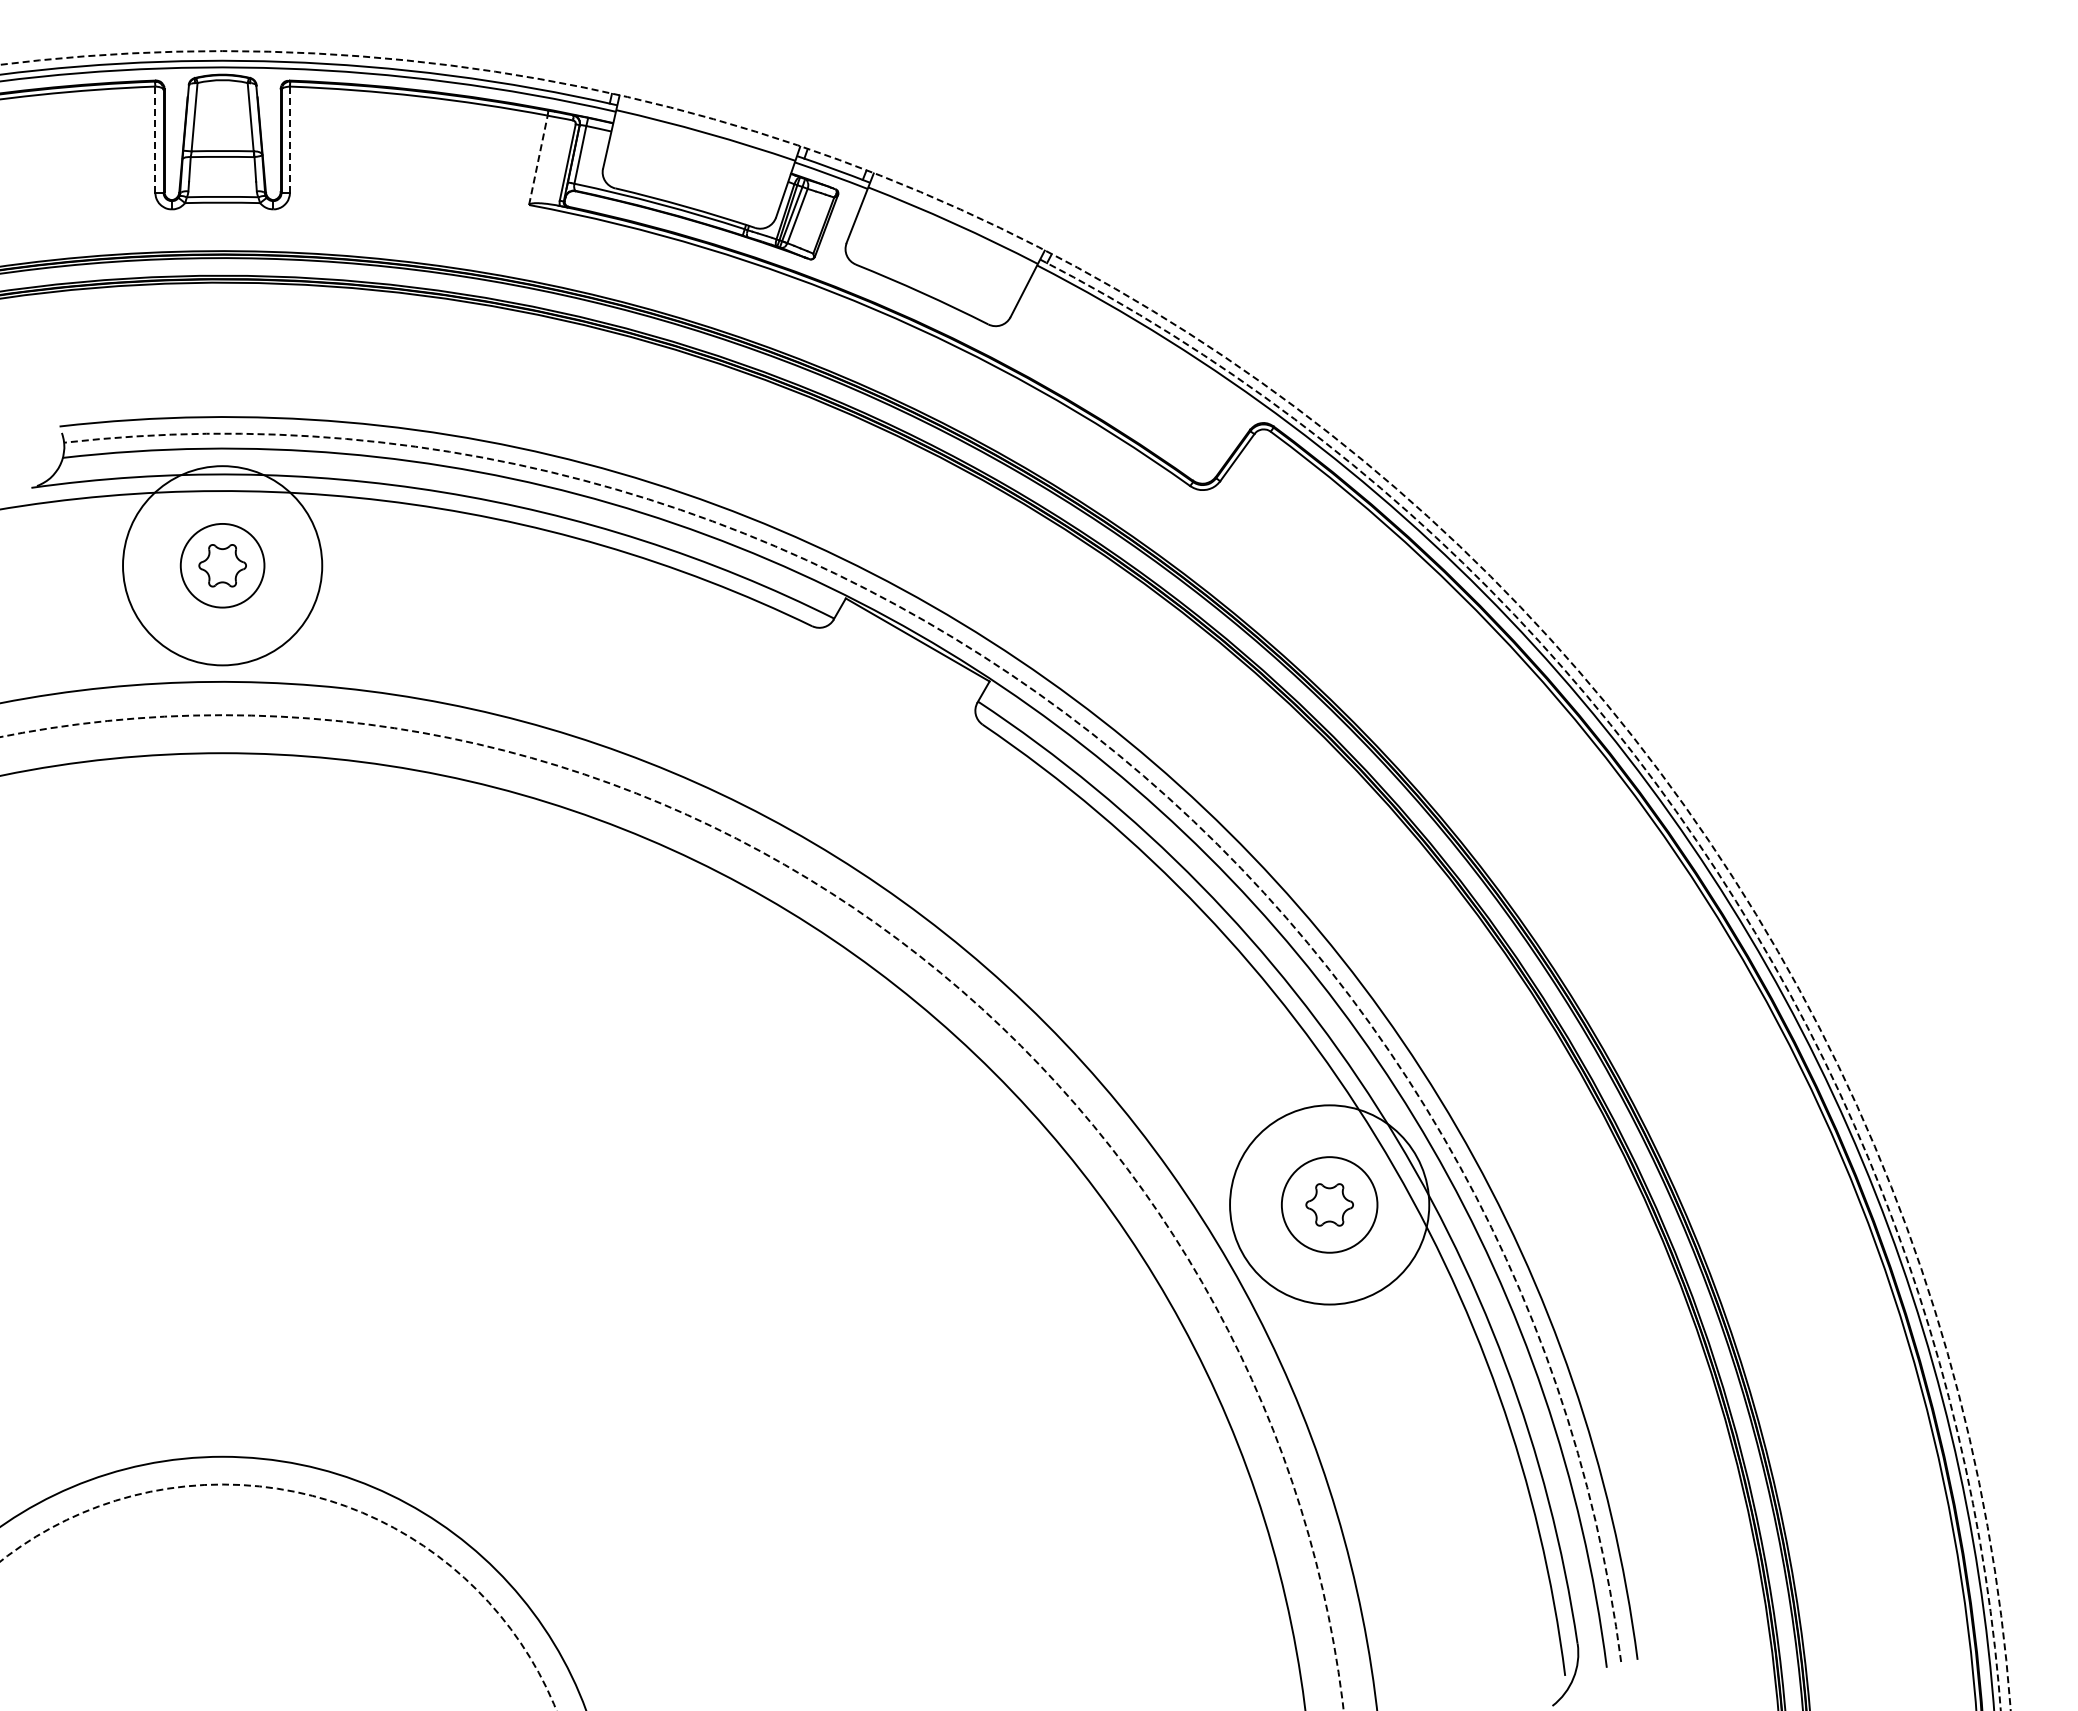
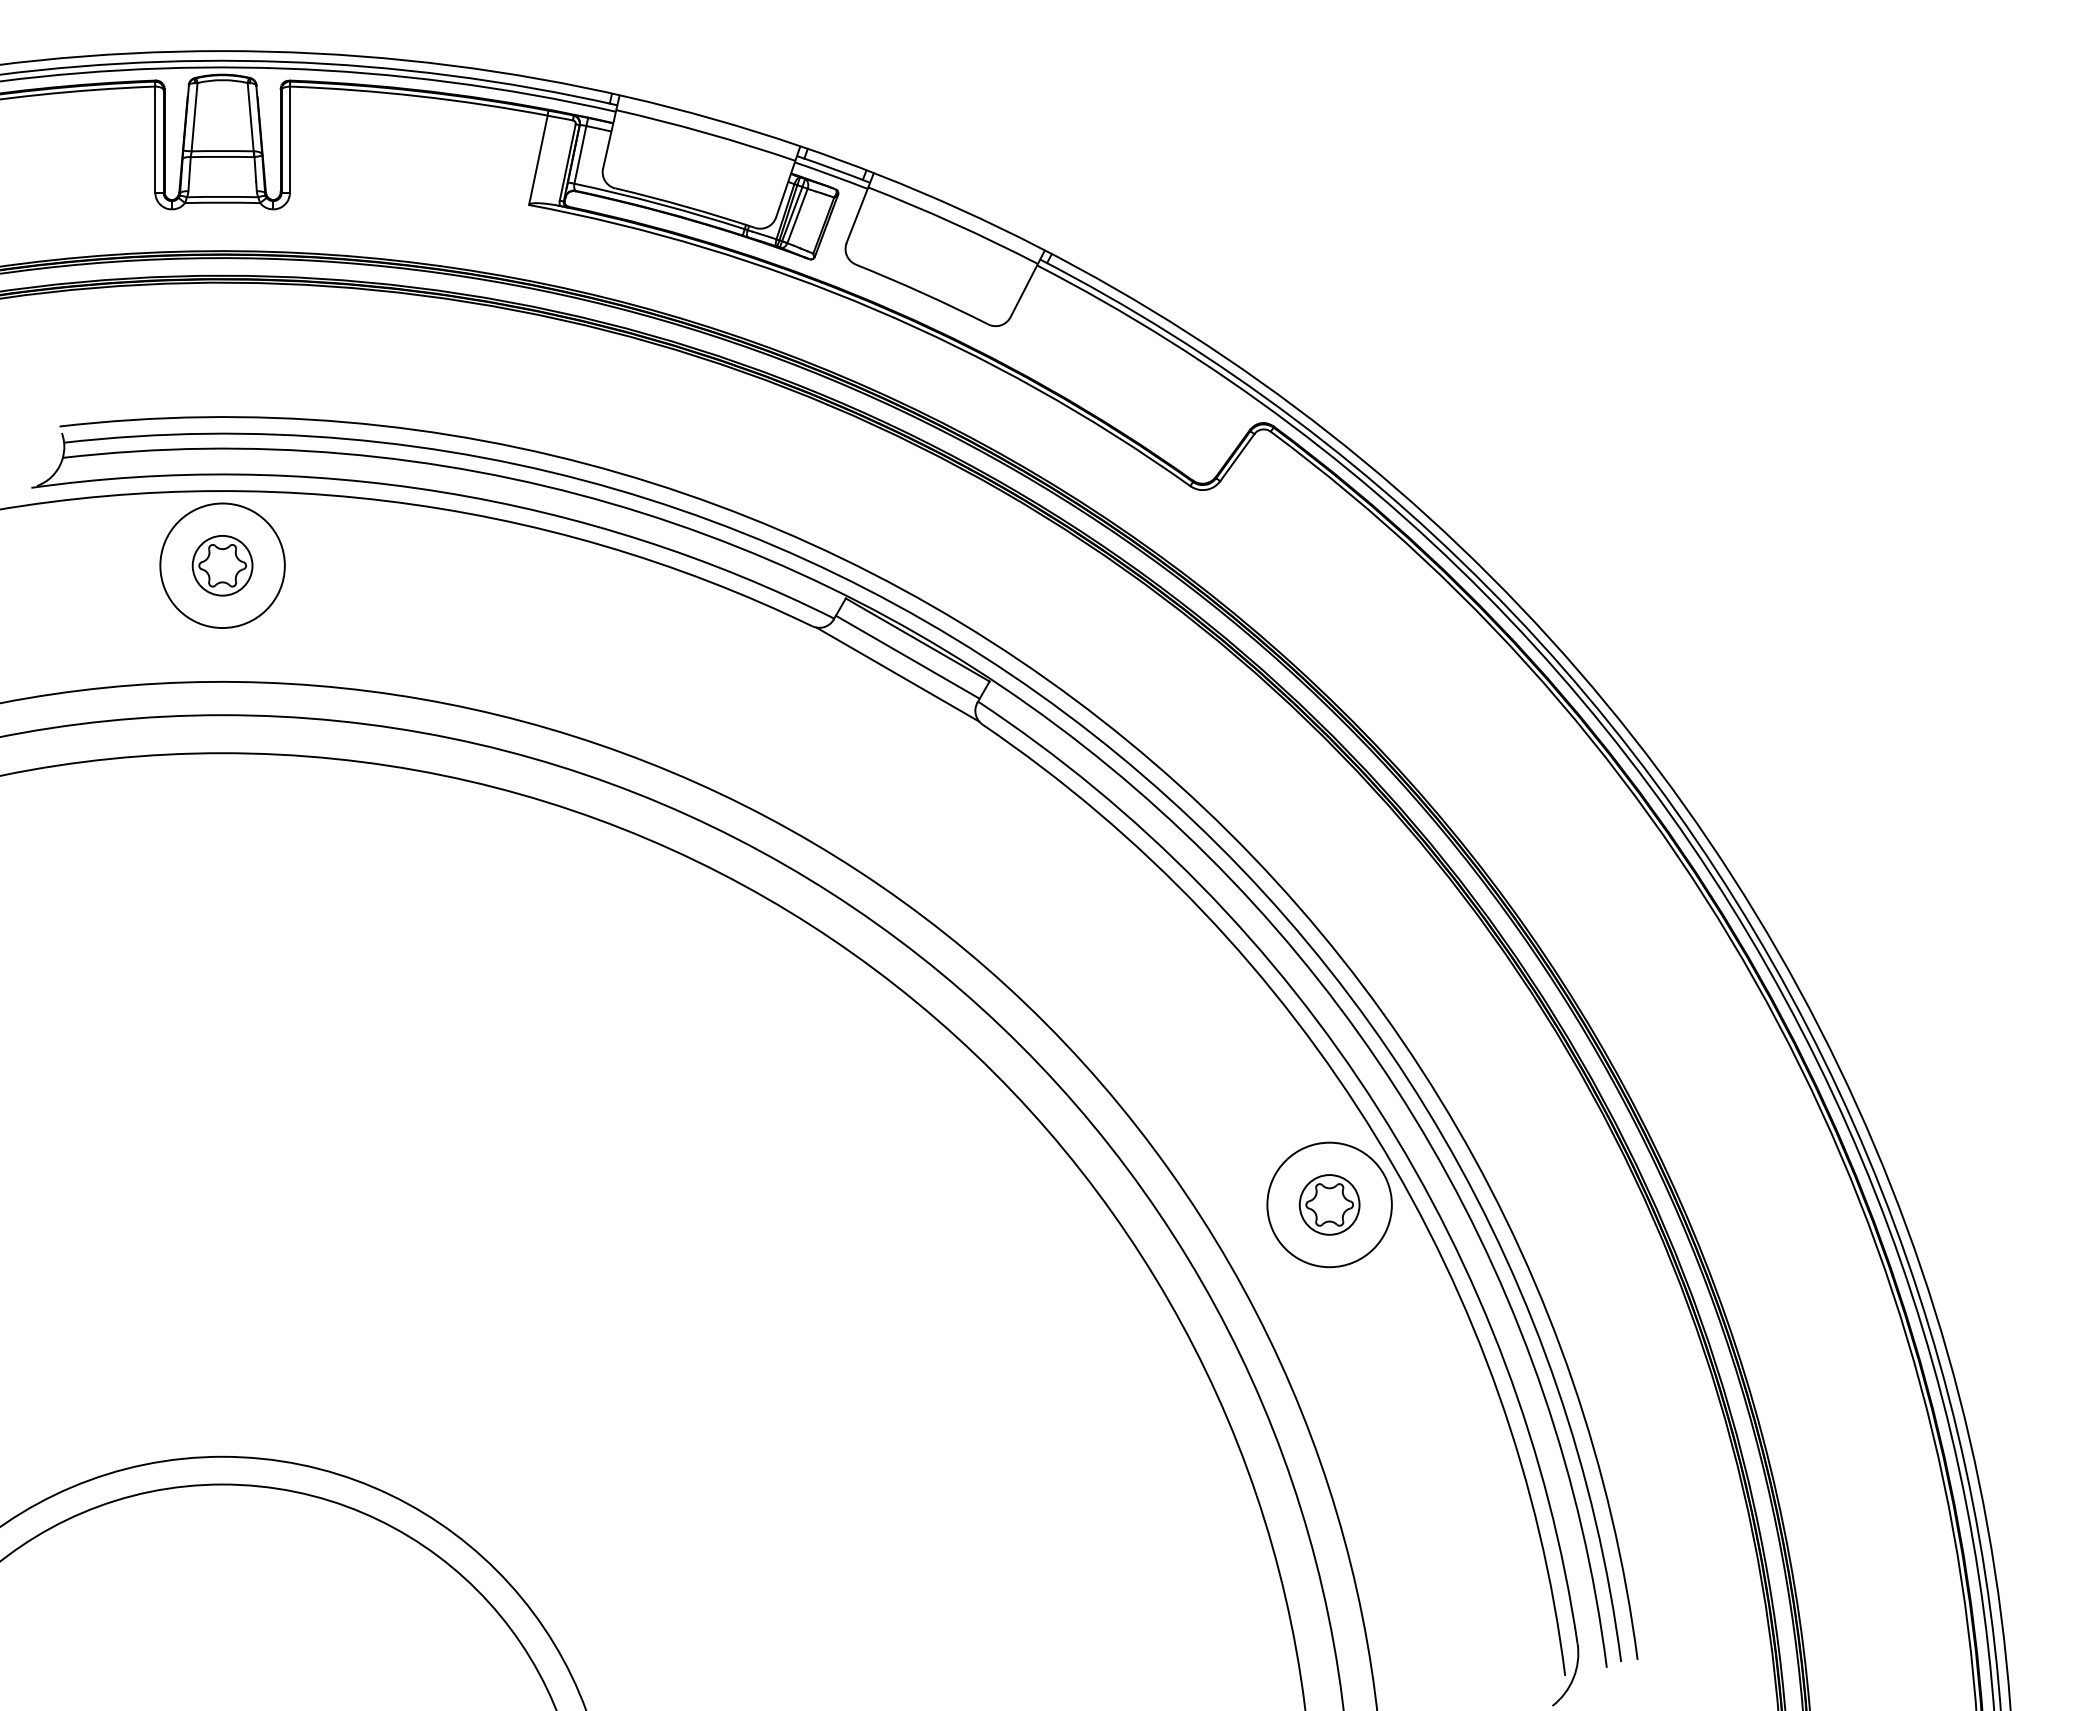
line: dashed -> solid (289, 139)
line: dashed -> solid (155, 140)
line: dashed -> solid (538, 160)
circle diameter: 199 px -> 125 px (222, 565)
circle diameter: 84 px -> 60 px (222, 565)
line: none -> present (907, 656)
line: none -> present (897, 674)
arc: dashed -> solid (1092, 733)
arc: dashed -> solid (1711, 862)
circle: dashed -> solid (1005, 880)
circle diameter: 199 px -> 125 px (1329, 1204)
circle diameter: 96 px -> 60 px (1329, 1204)
circle: dashed -> solid (671, 1212)
circle: dashed -> solid (278, 1597)
